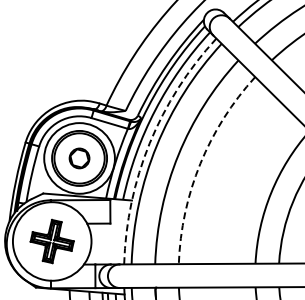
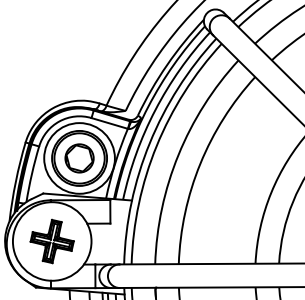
arc: dashed -> solid (149, 143)
part size: 23x23 px -> 31x31 px (79, 158)
arc: dashed -> solid (200, 163)
